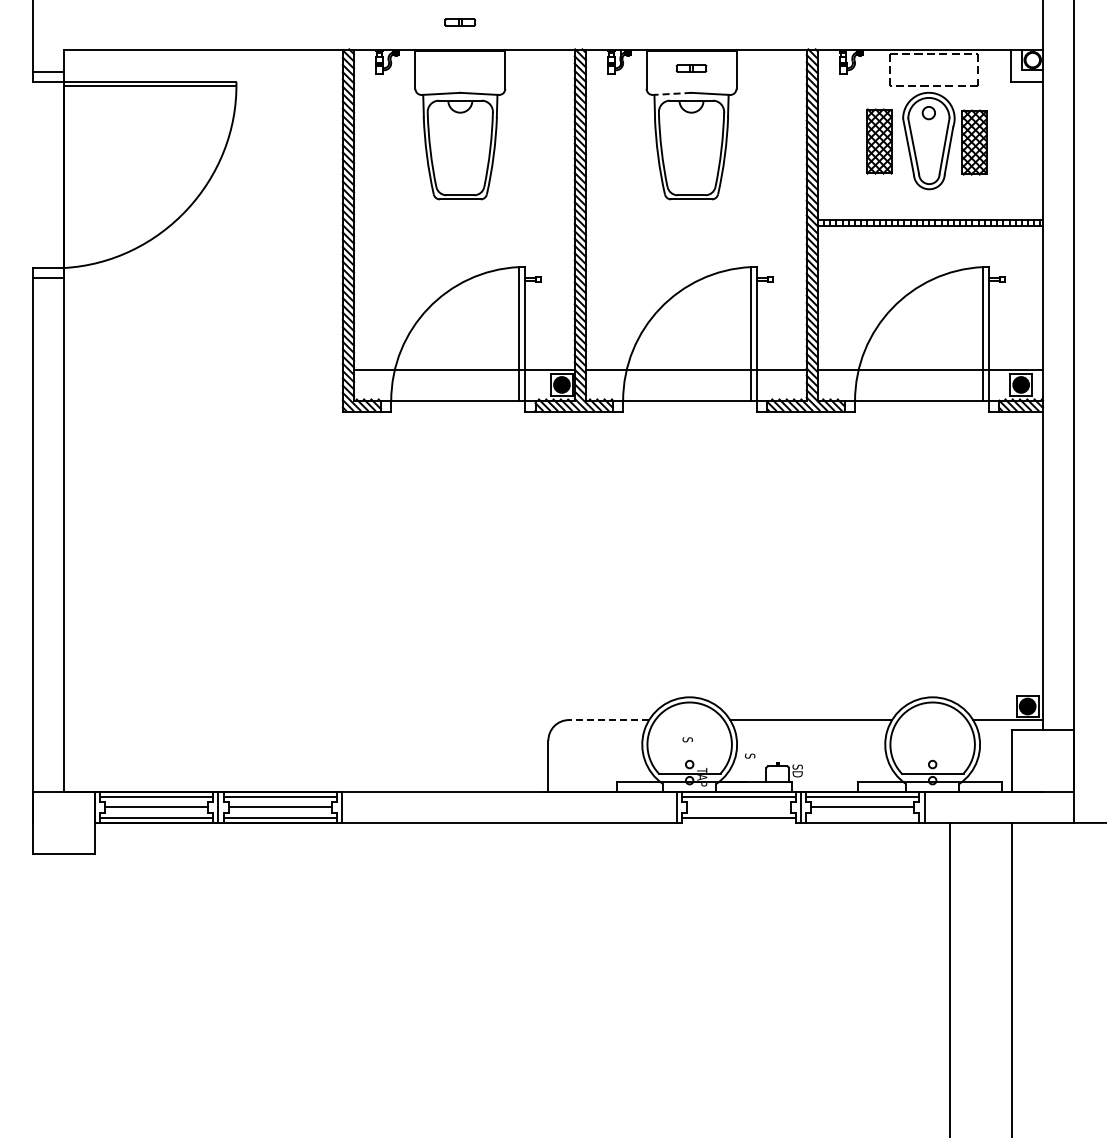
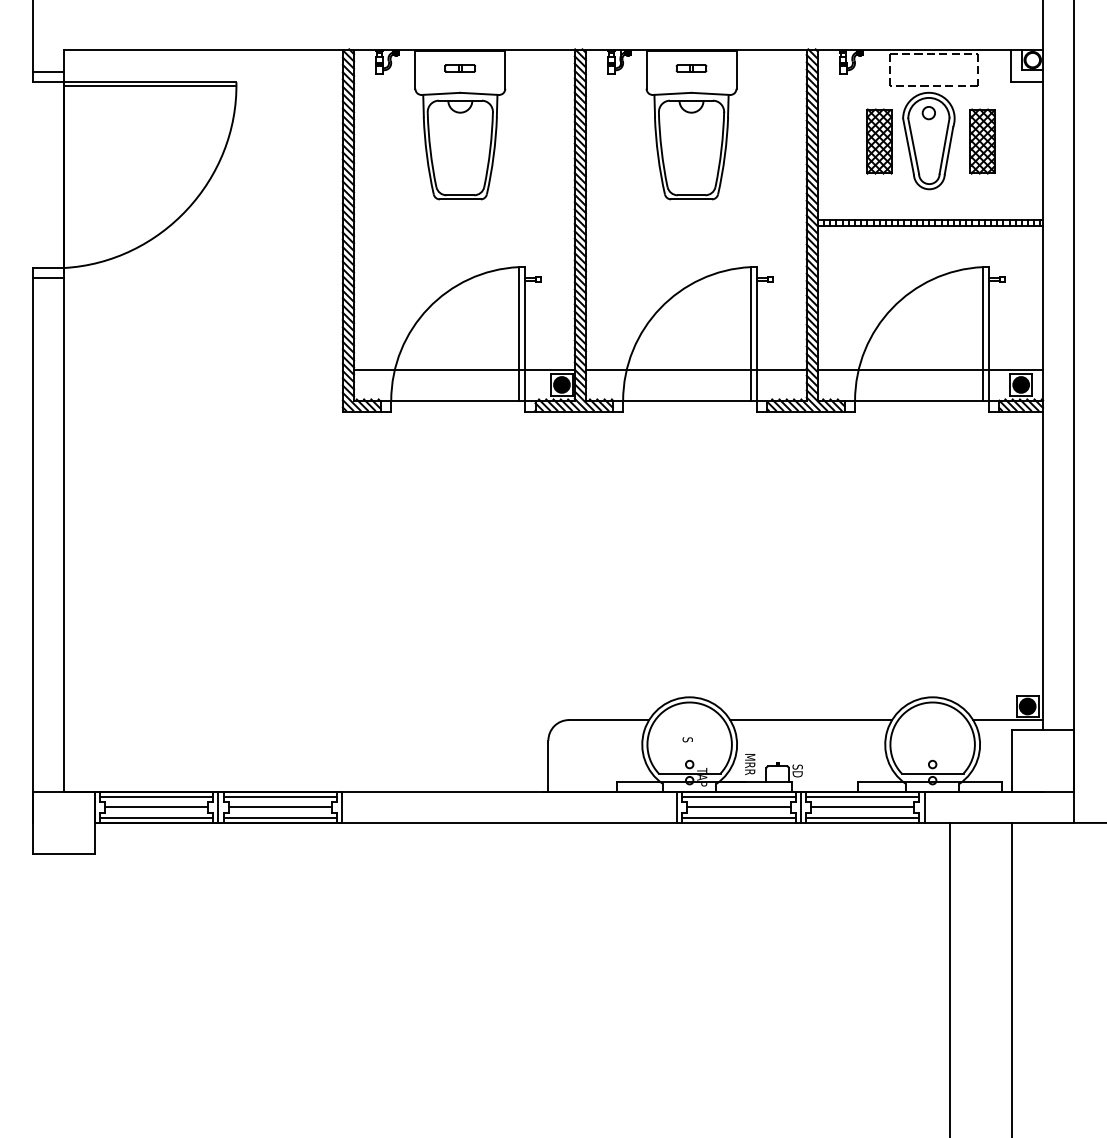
part position: (459, 22) -> (459, 68) (459, 68)
line: dashed -> solid (671, 93)
part position: (974, 142) -> (982, 141) (982, 141)
line: dashed -> solid (608, 720)
text: S -> MRR (750, 764)
line: none -> present (738, 807)
line: none -> present (862, 817)
line: none -> present (738, 822)
